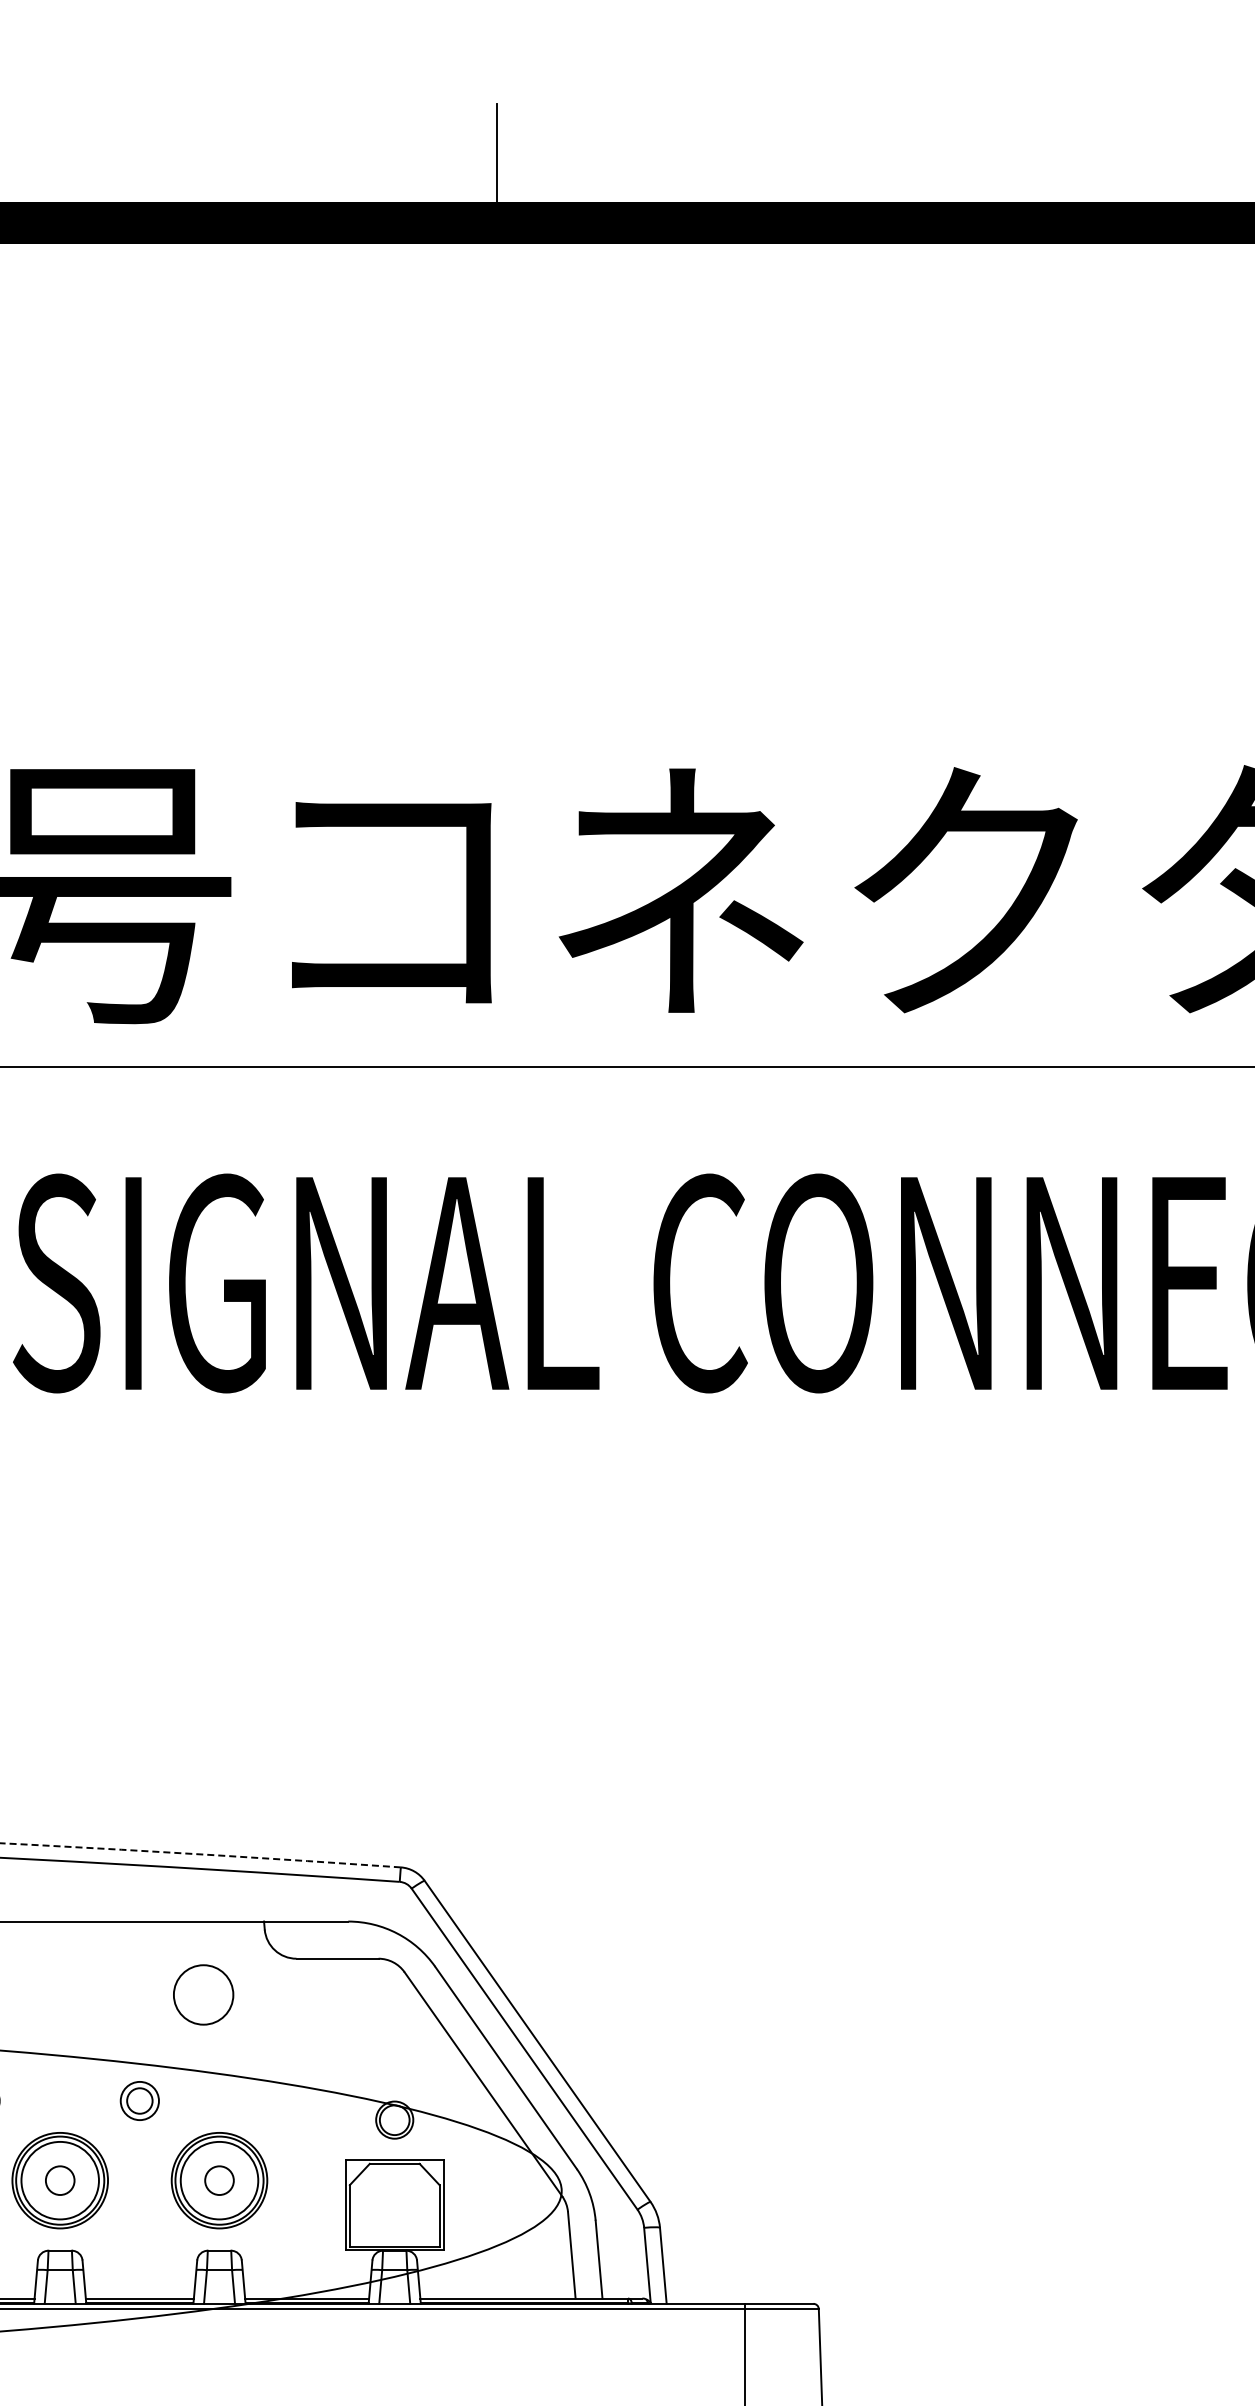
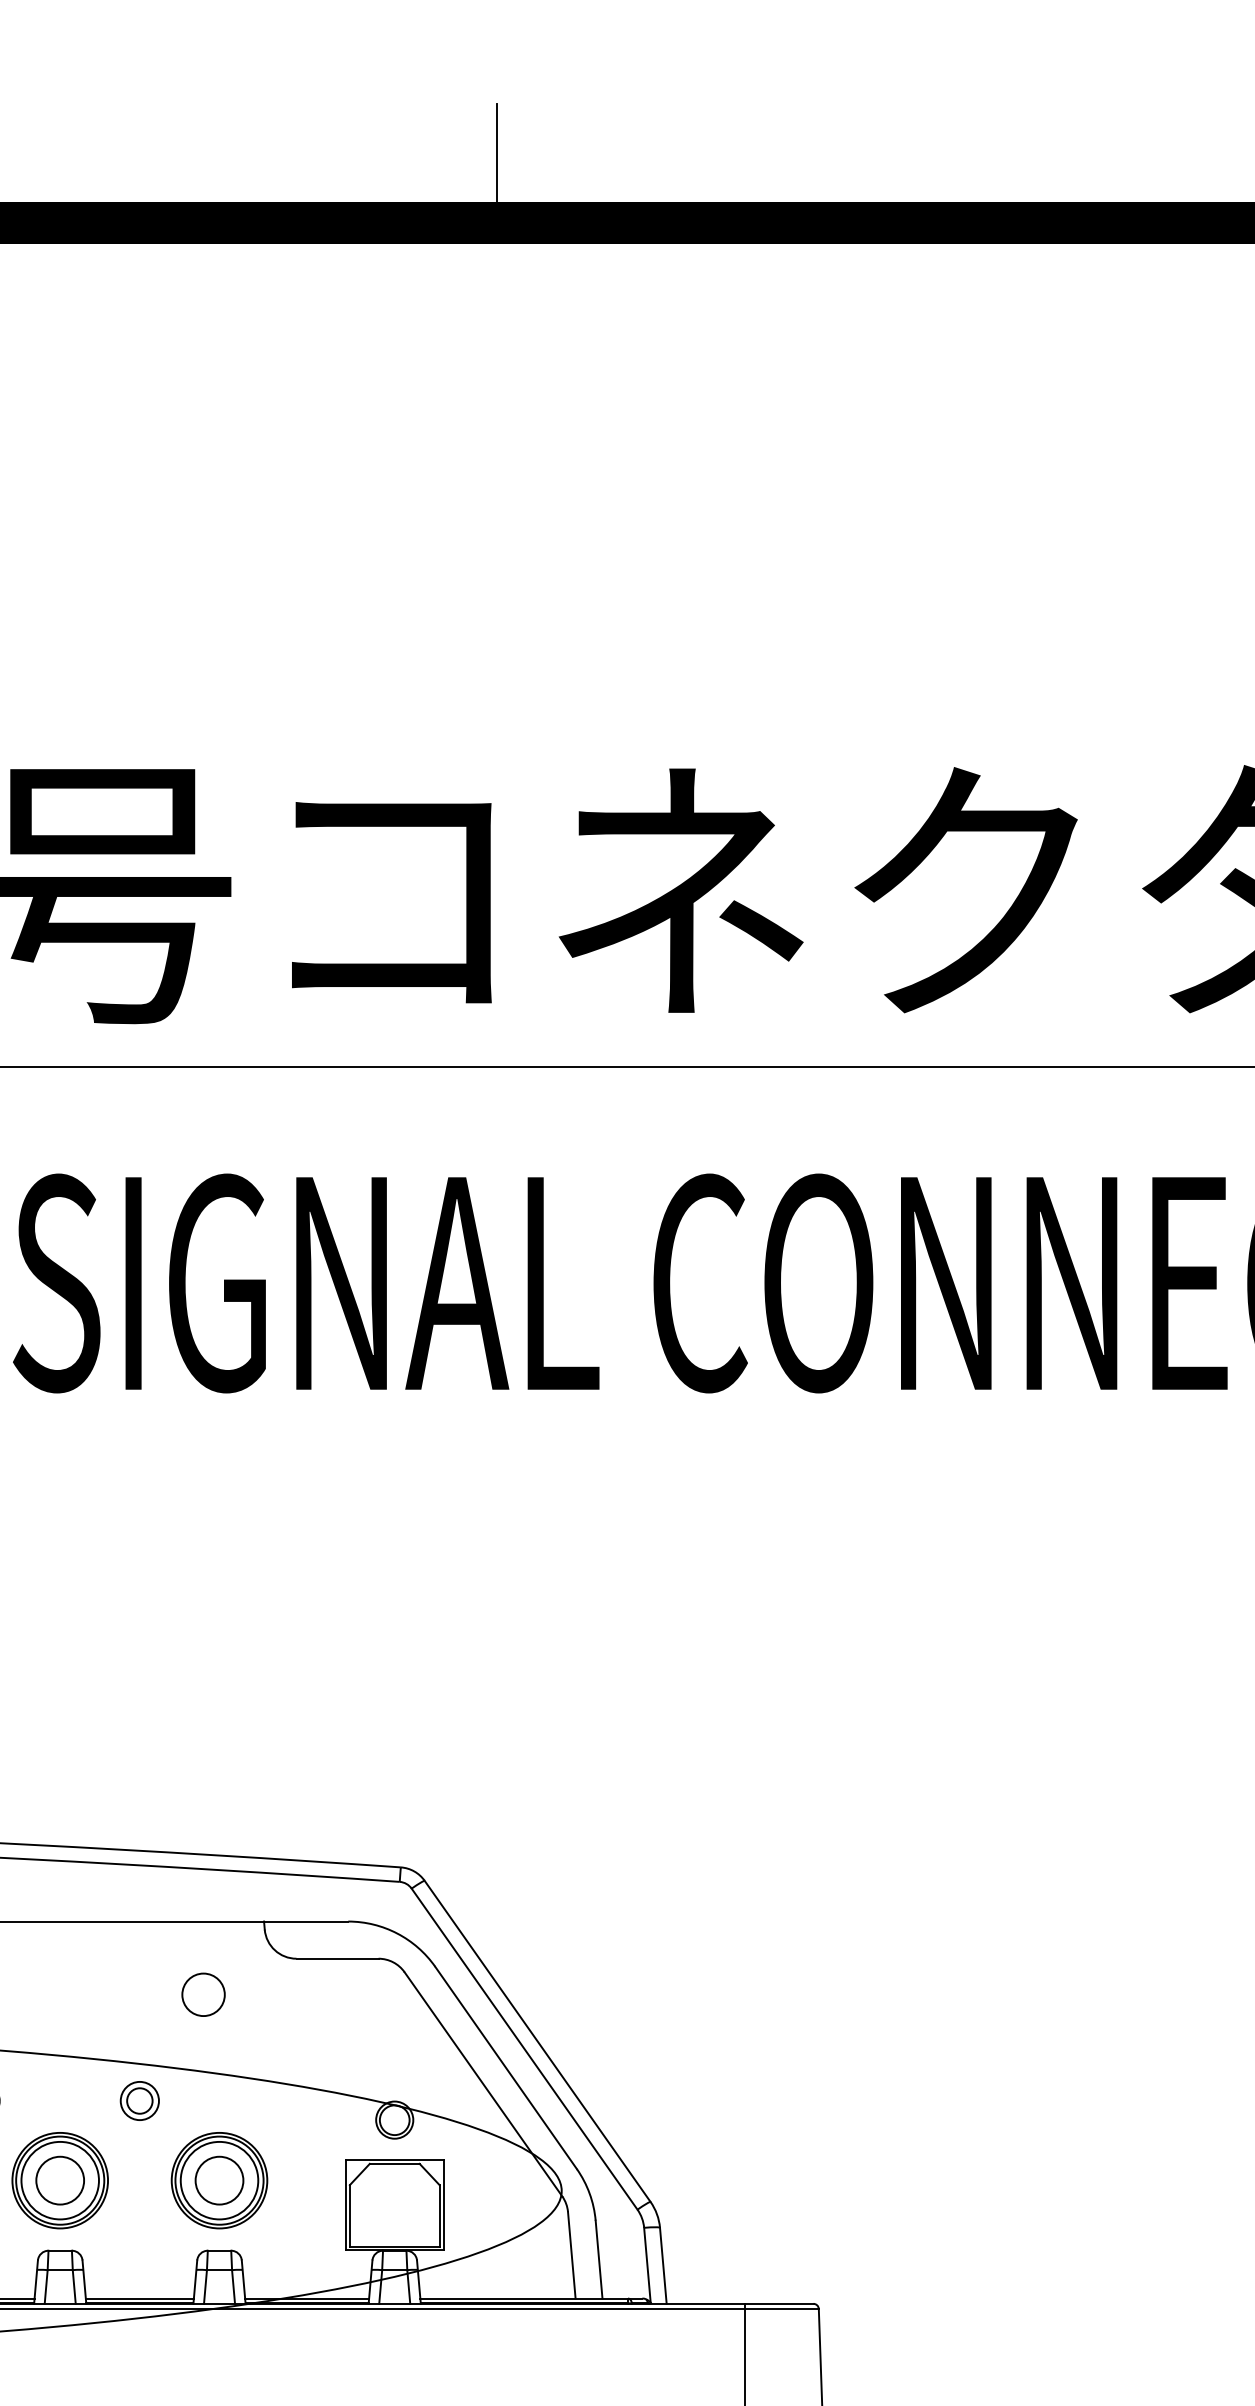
arc: dashed -> solid (200, 1854)
circle size: 62x62 px -> 45x45 px (203, 1994)
circle diameter: 29 px -> 48 px (60, 2180)
circle diameter: 29 px -> 48 px (219, 2180)
